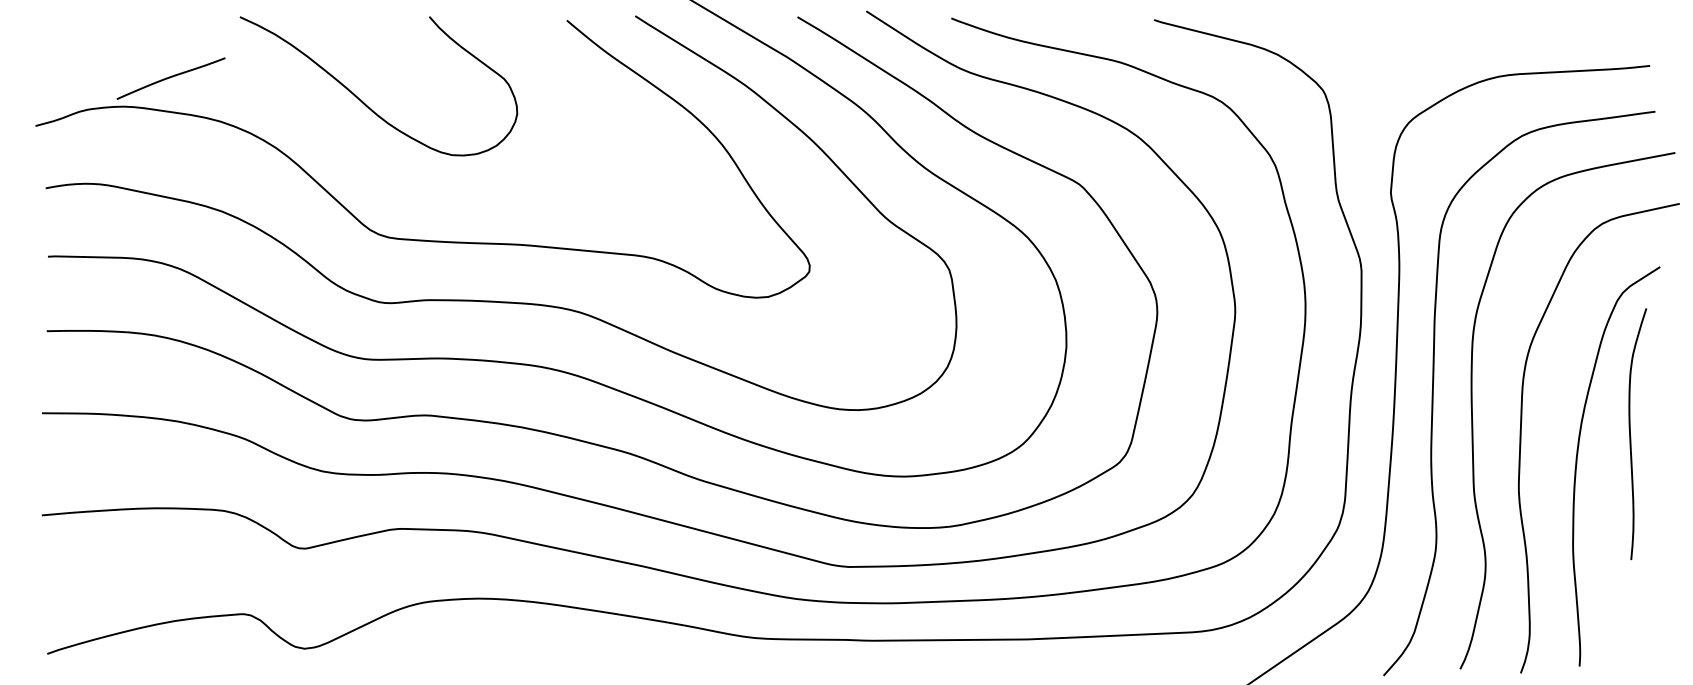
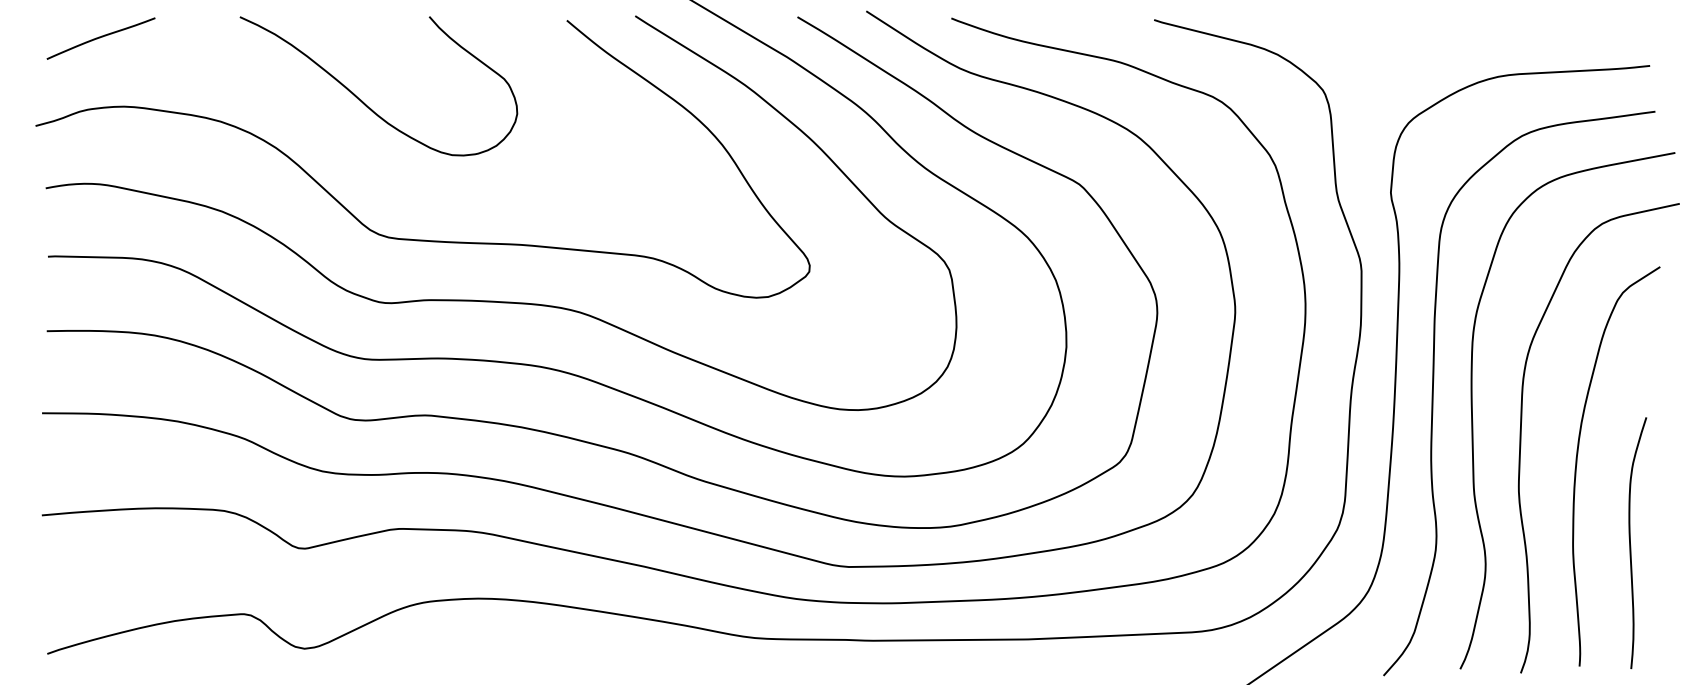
curve position: (170, 78) -> (100, 38) (100, 38)
curve position: (1631, 436) -> (1631, 545) (1631, 545)
